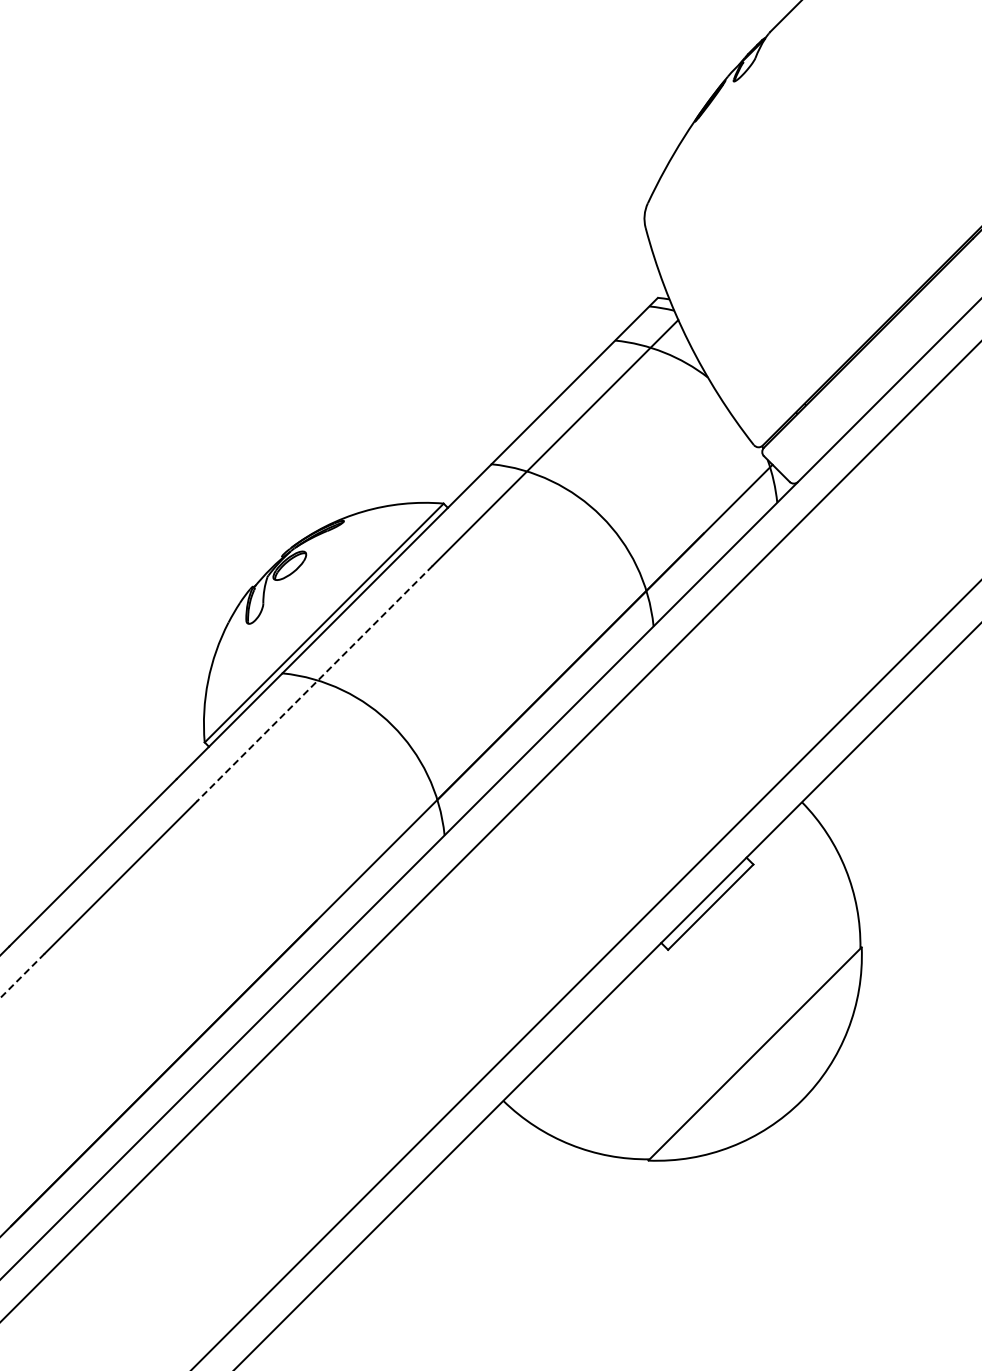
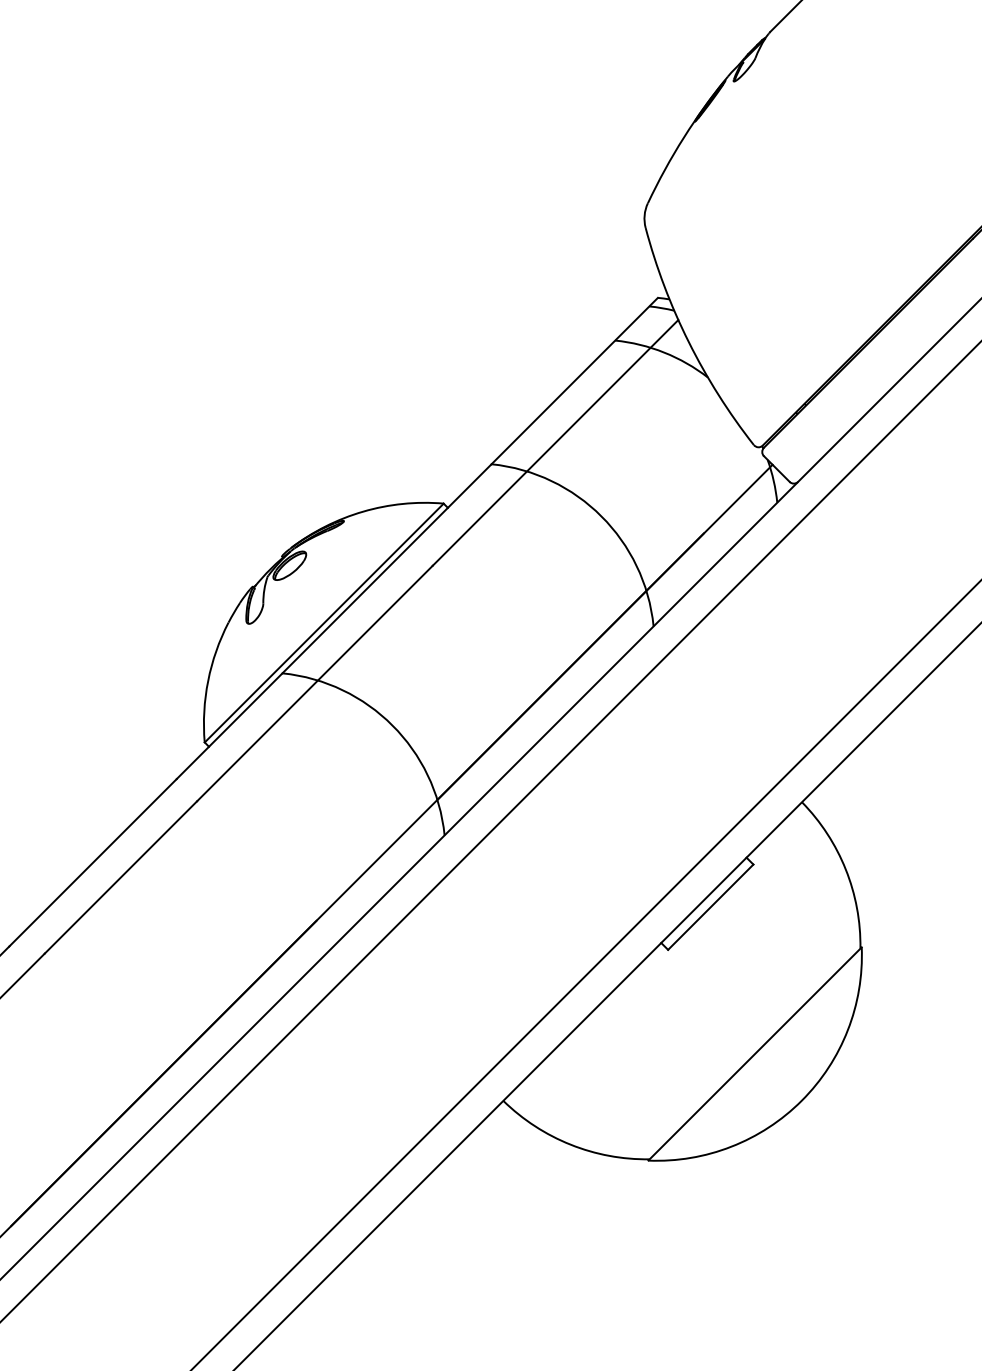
line: dashed -> solid (314, 683)
line: dashed -> solid (22, 976)
